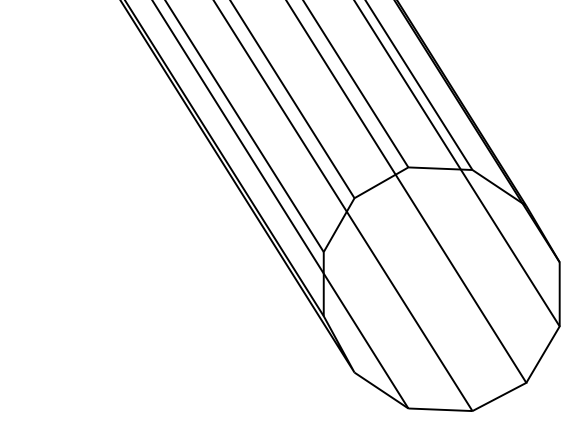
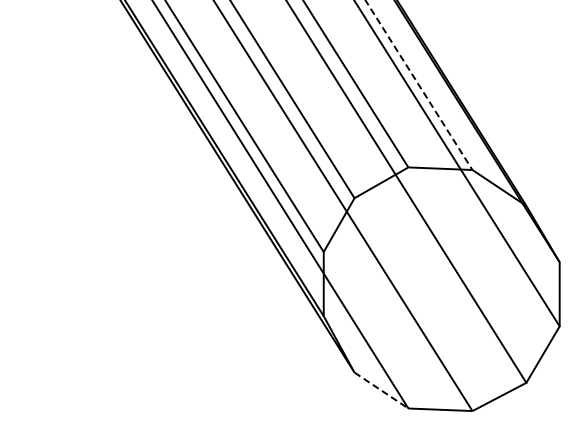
line: solid -> dashed (419, 85)
line: solid -> dashed (381, 390)
